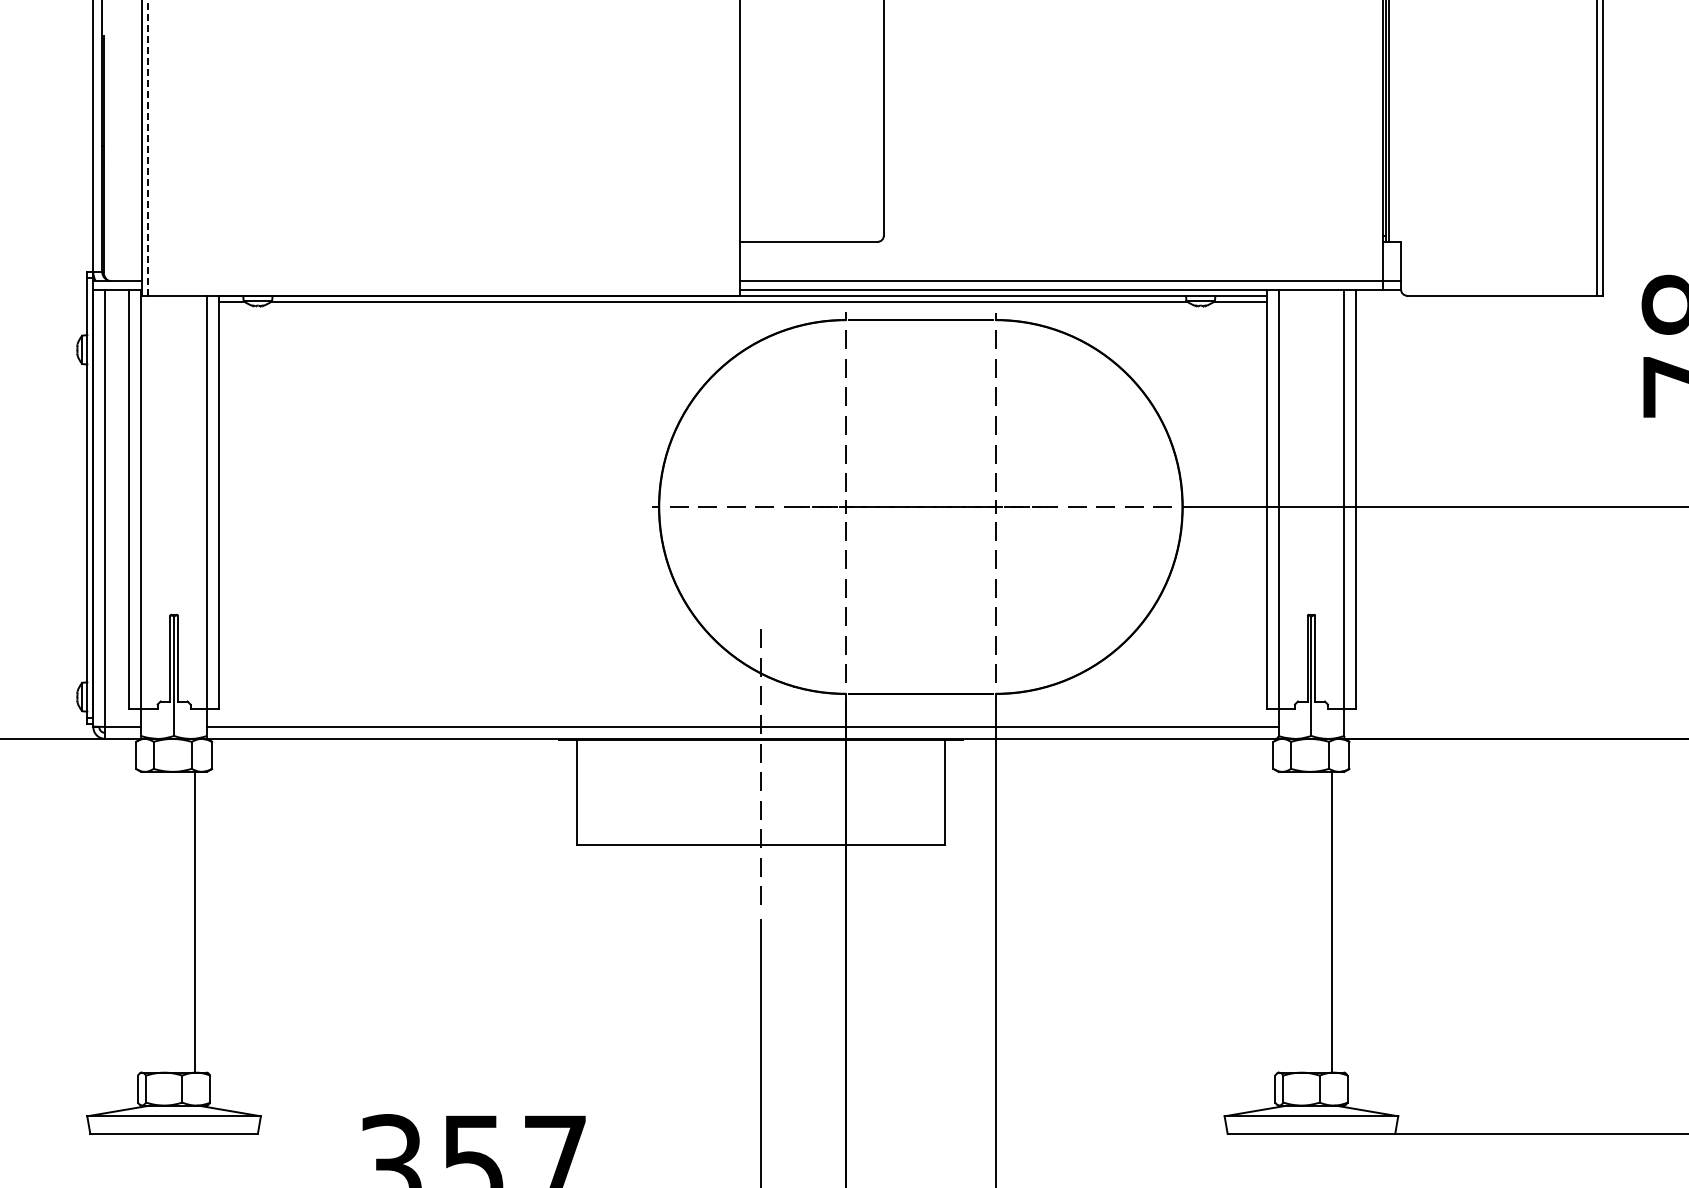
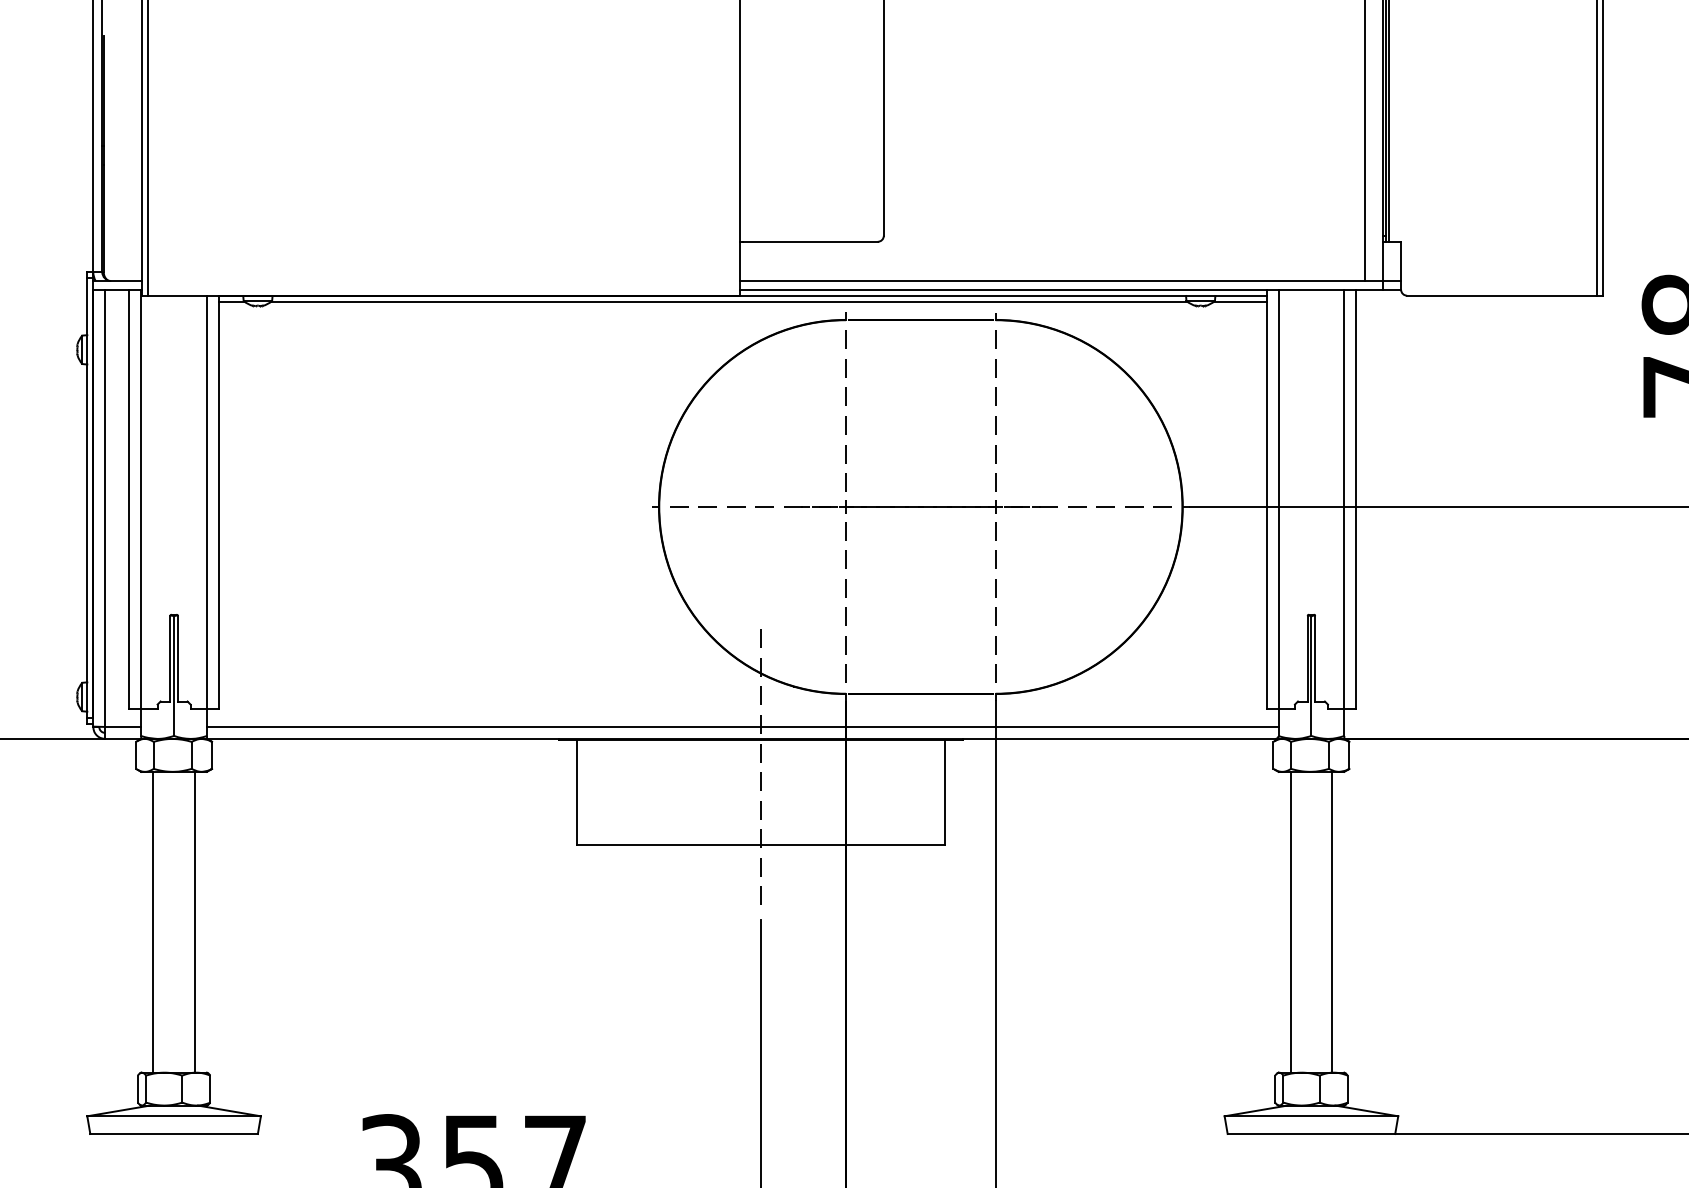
line: none -> present (1365, 141)
line: dashed -> solid (147, 147)
line: none -> present (153, 921)
line: none -> present (1290, 921)
